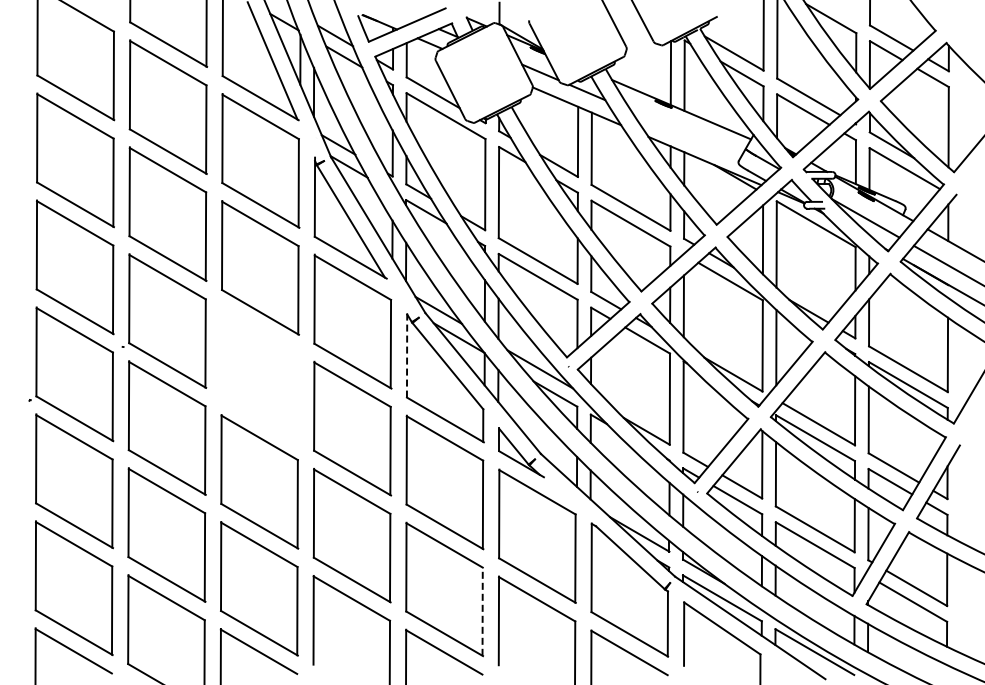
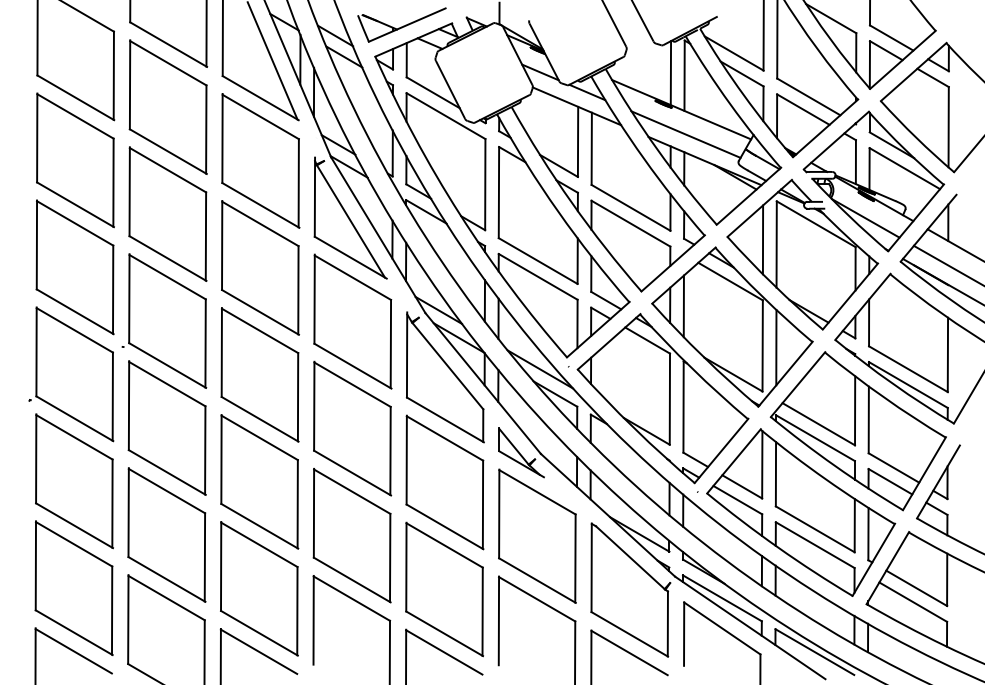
line: none -> present (685, 134)
line: dashed -> solid (407, 355)
part: none -> present (259, 374)
line: dashed -> solid (482, 611)
